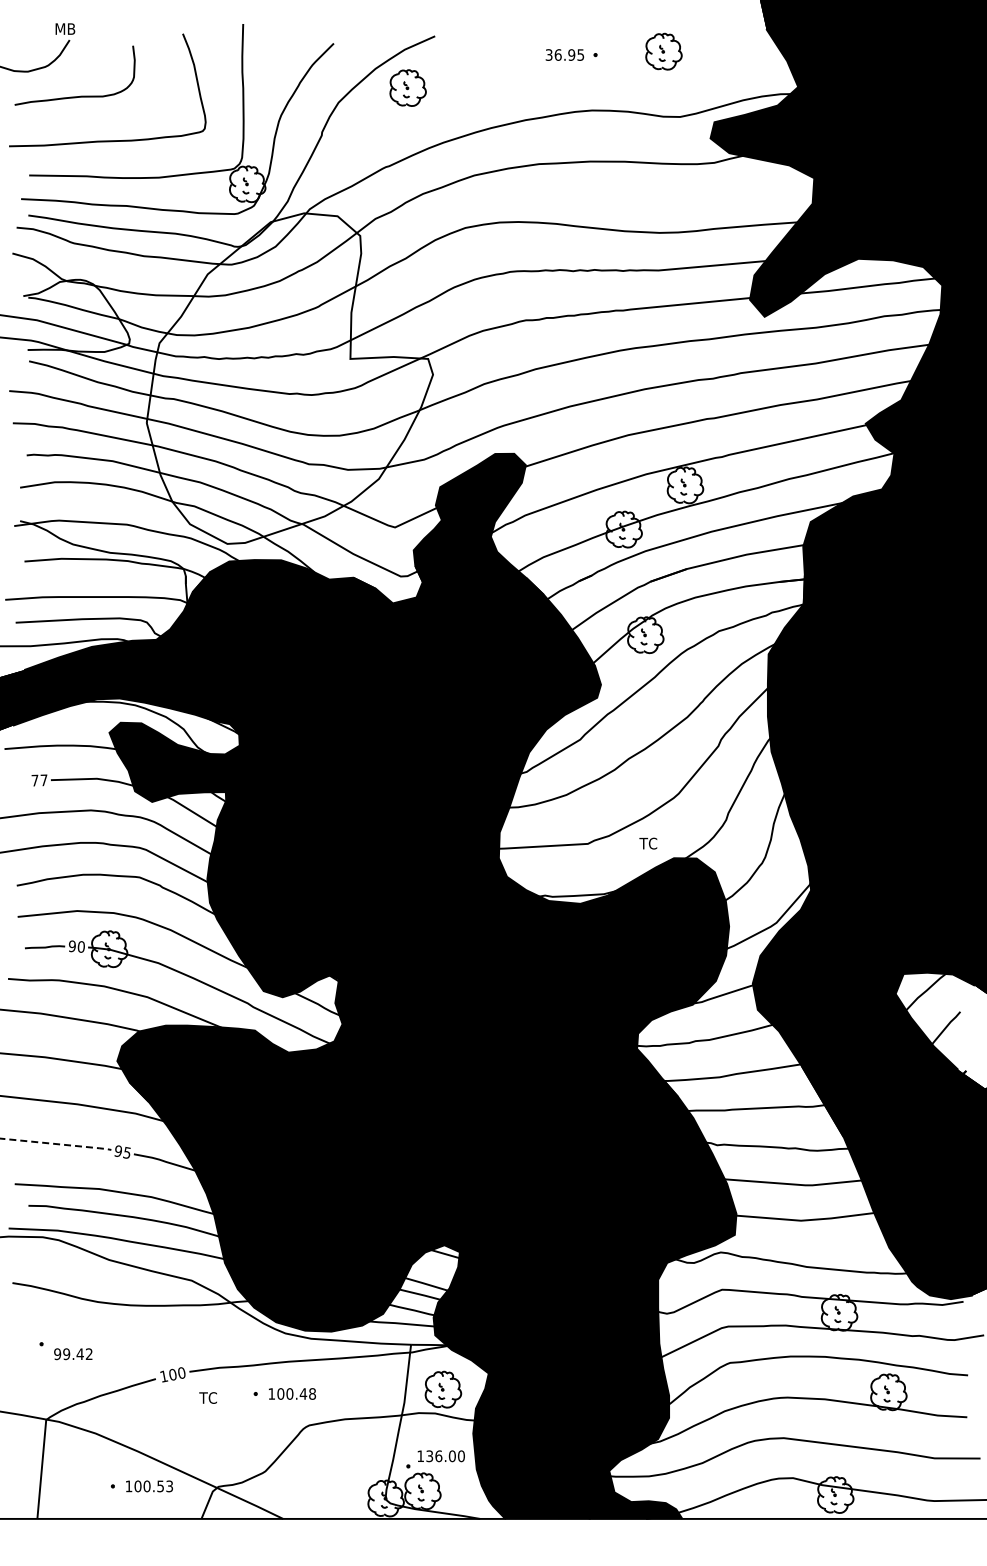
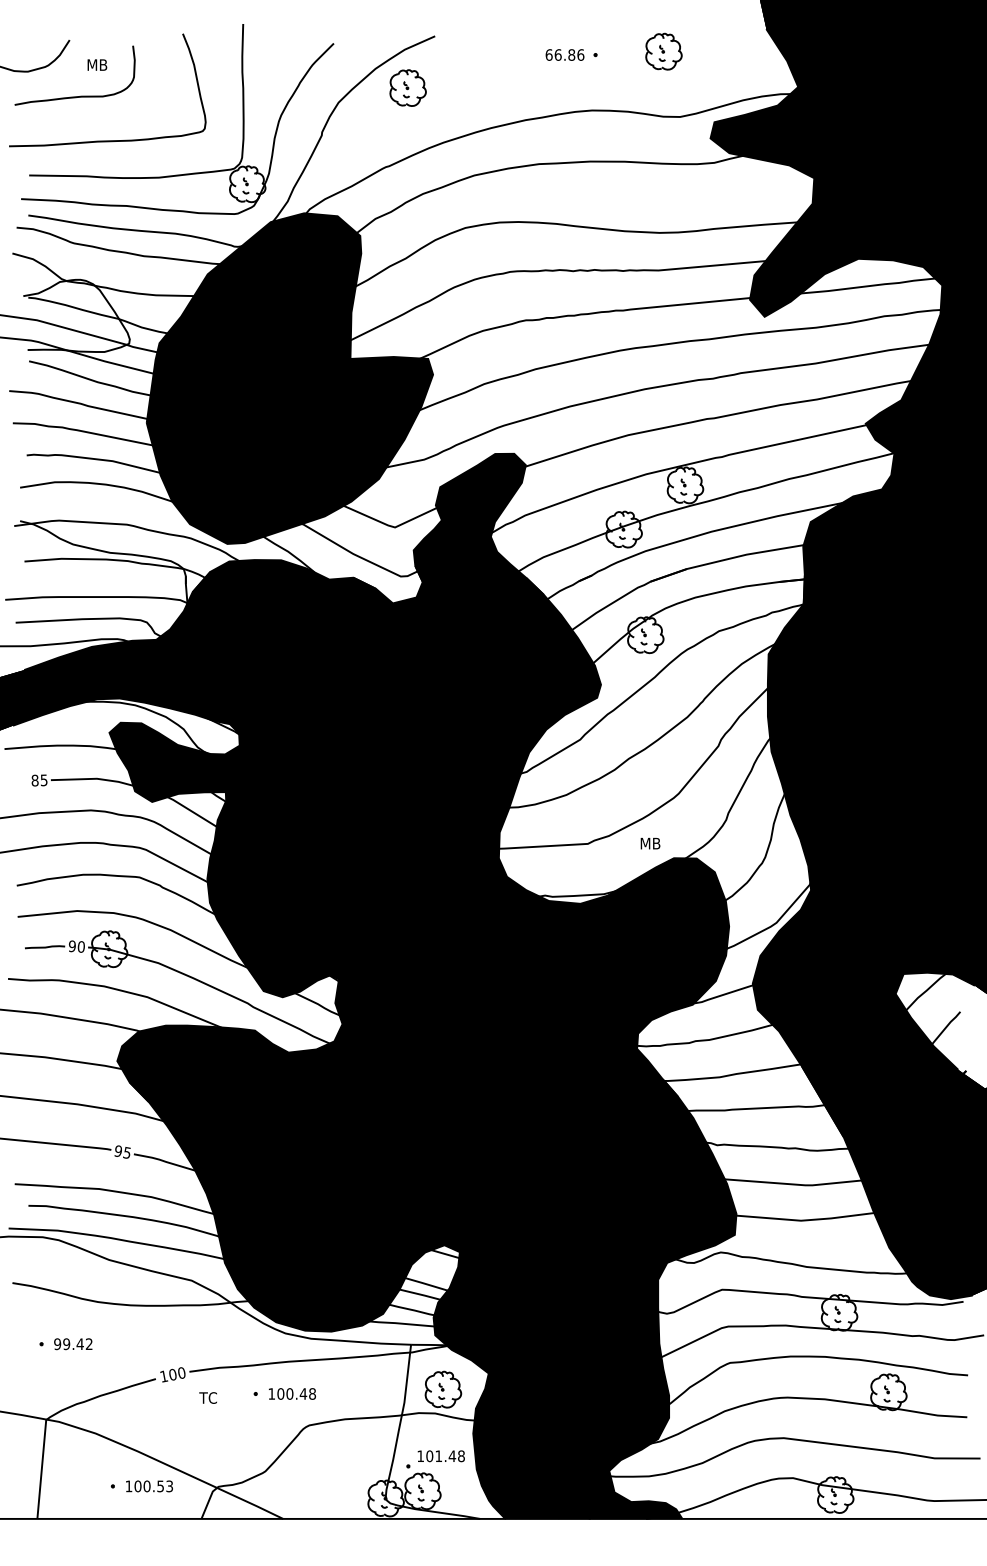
text position: (65, 28) -> (97, 64) (97, 64)
text: 36.95 -> 66.86 (564, 54)
fill: none -> present (289, 378)
text: 77 -> 85 (39, 780)
text: TC -> MB (649, 843)
line: dashed -> solid (58, 1144)
text position: (73, 1354) -> (73, 1344) (73, 1344)
text: 136.00 -> 101.48 (445, 1456)
